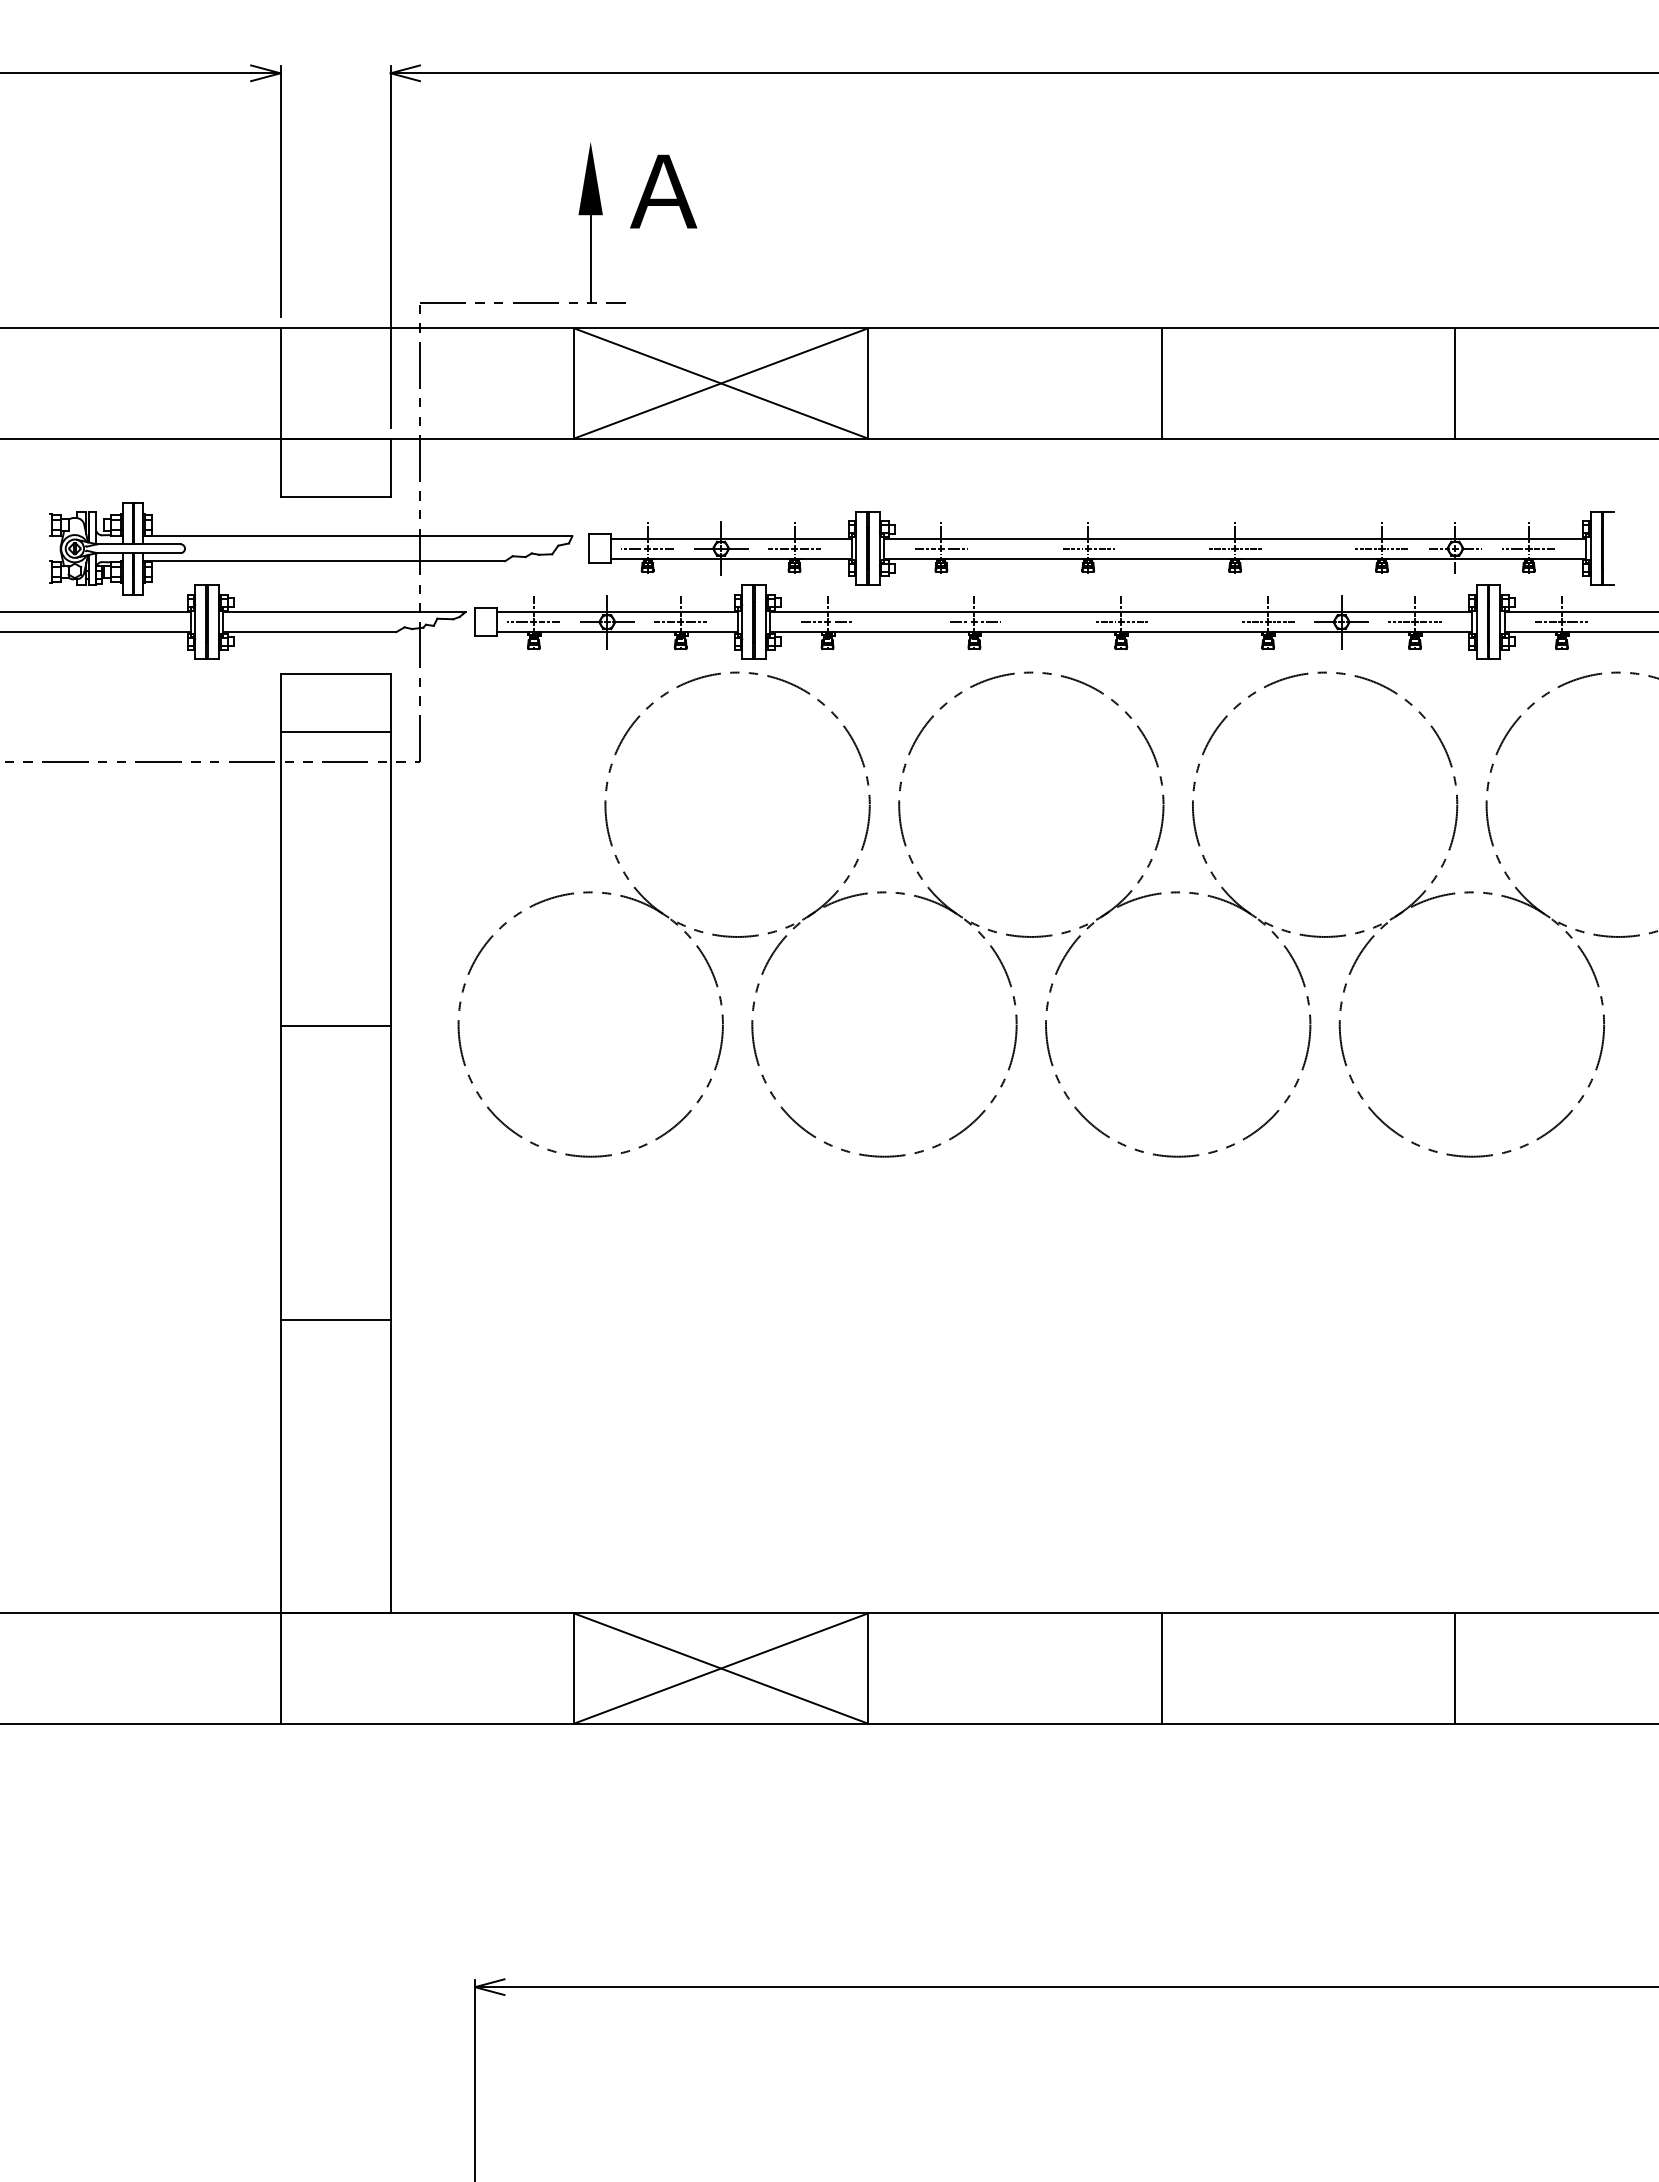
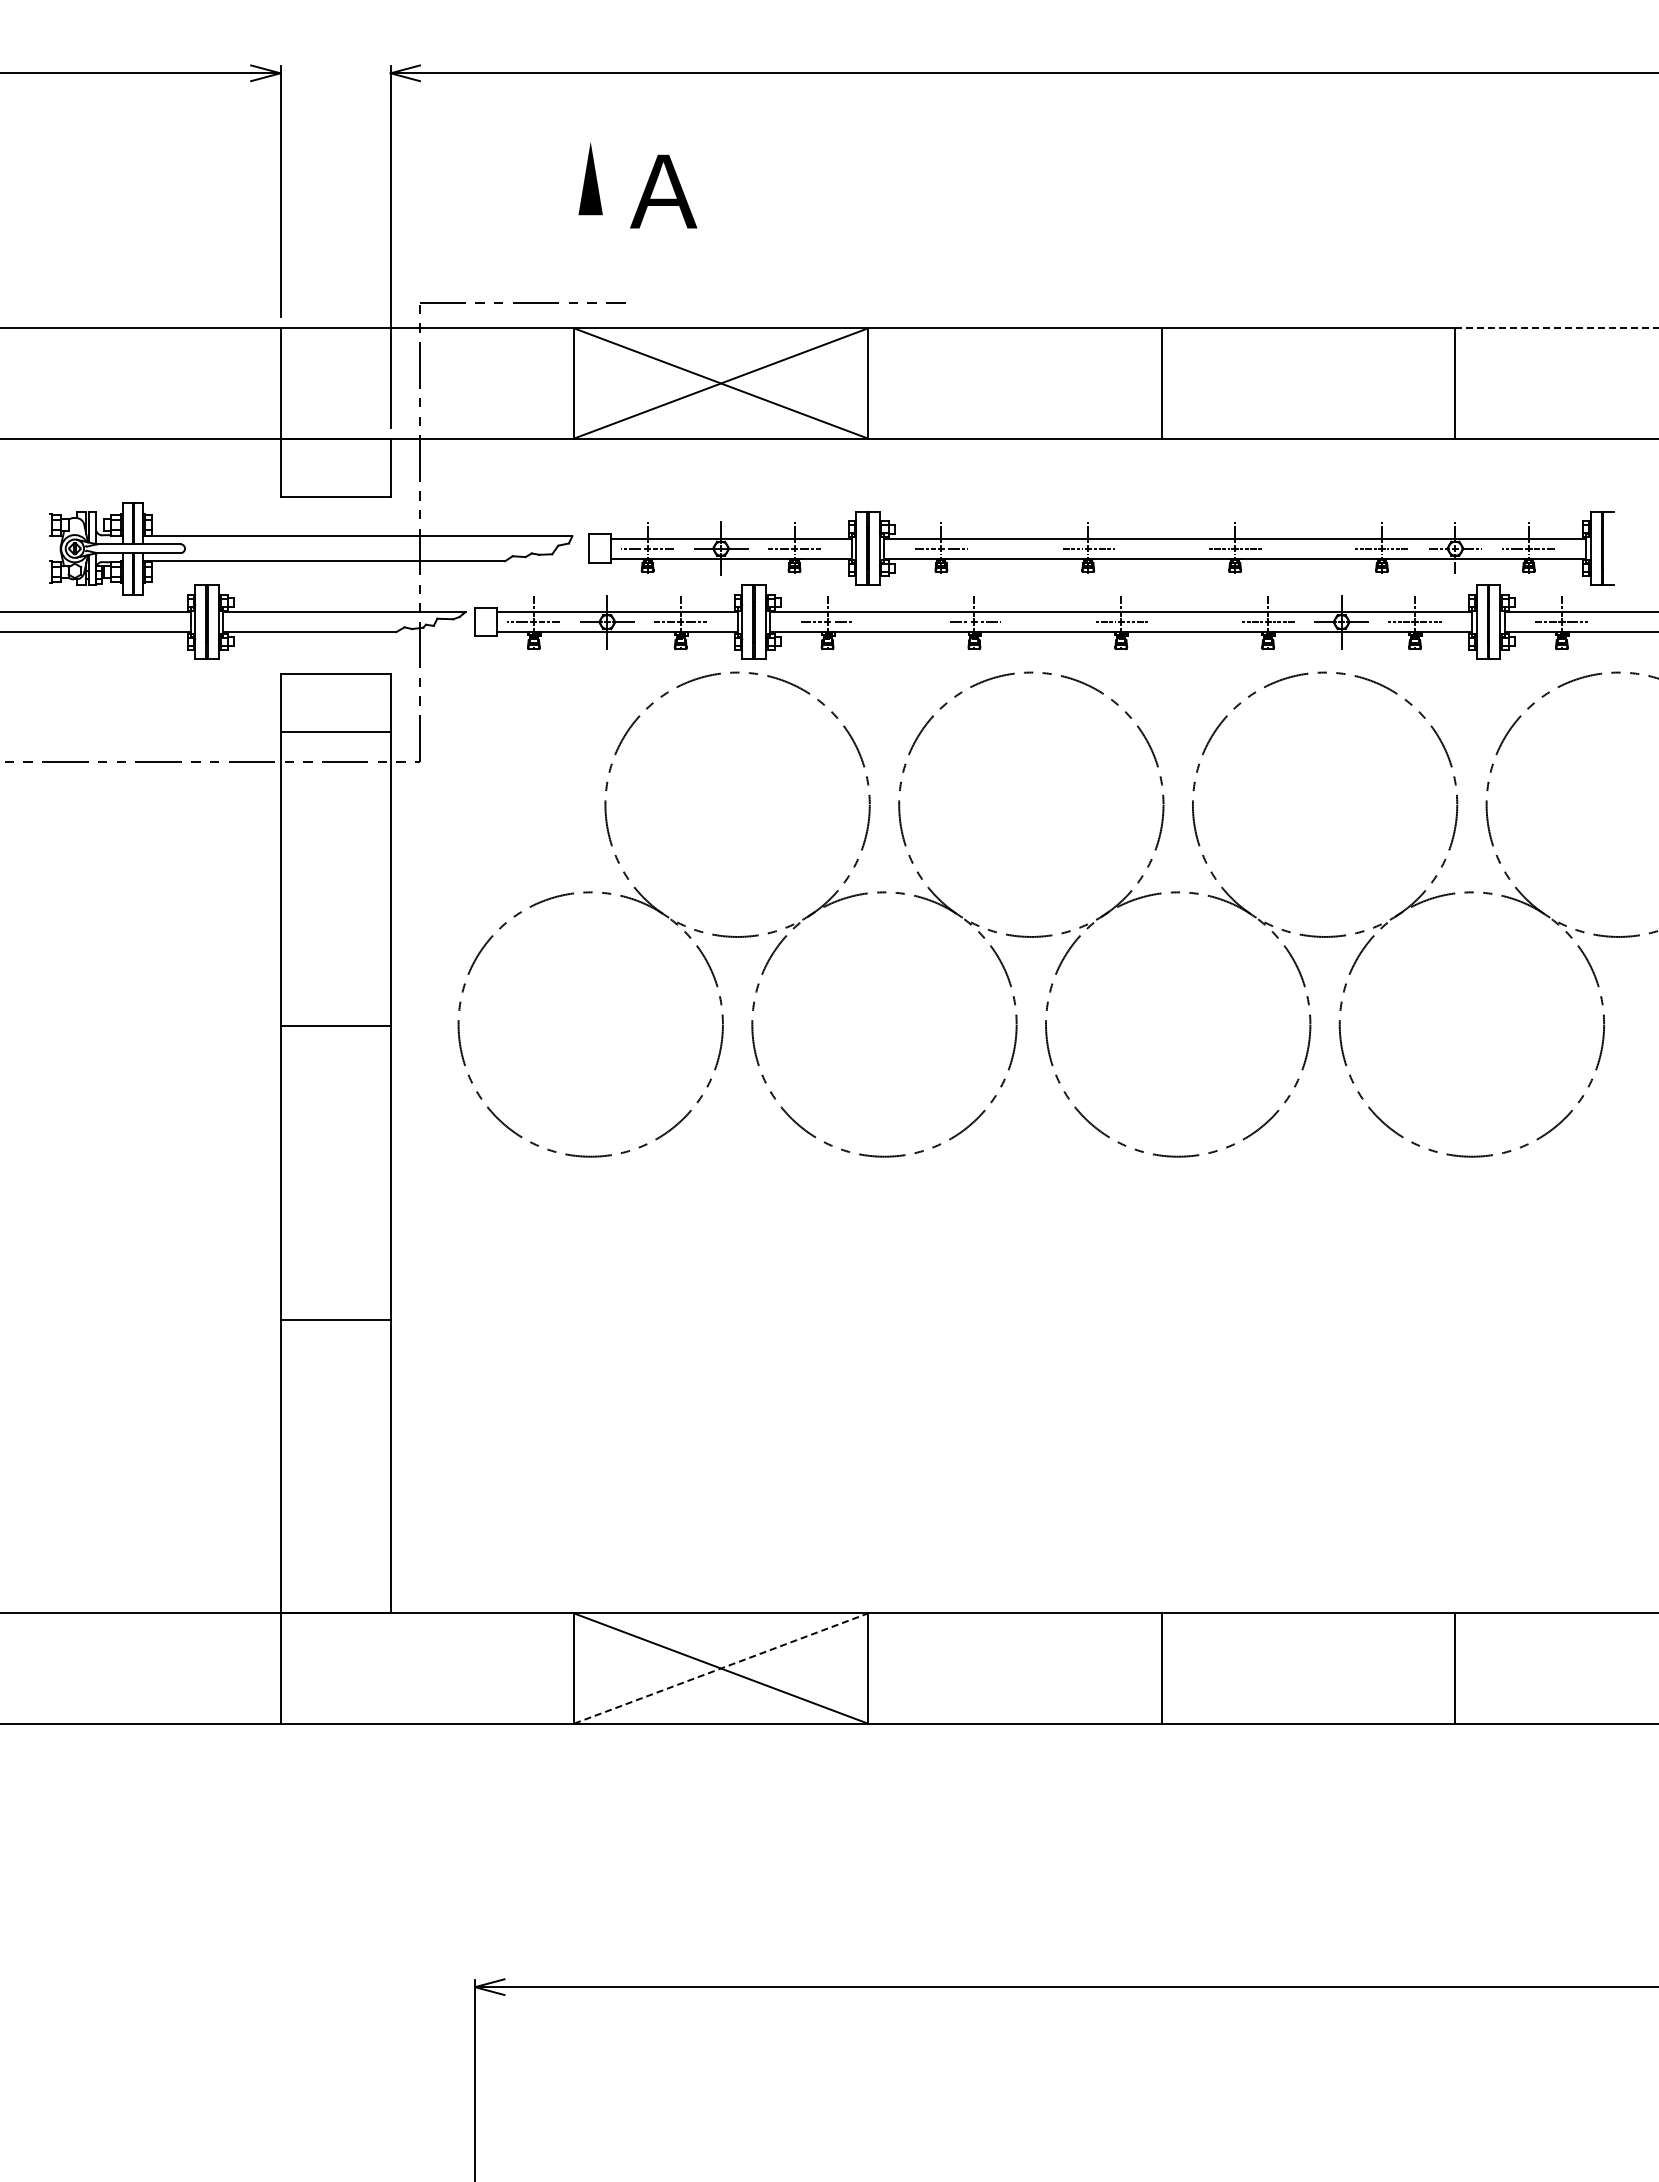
line: present -> none (590, 258)
line: solid -> dashed (1557, 328)
line: solid -> dashed (721, 1668)
